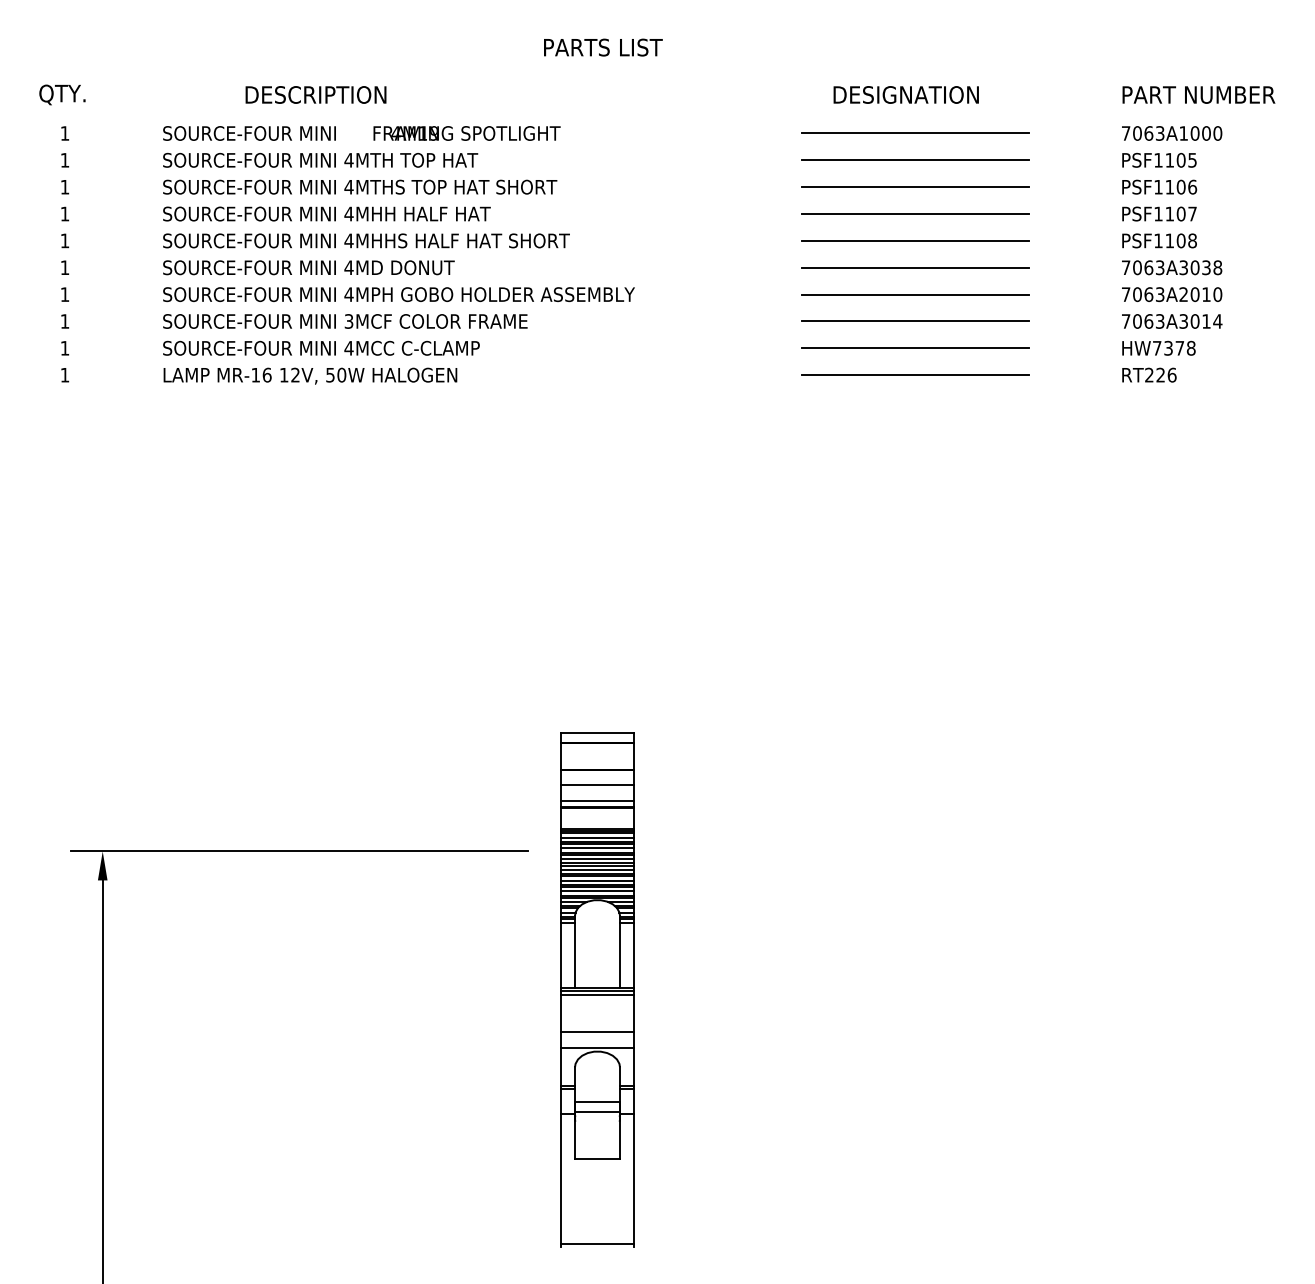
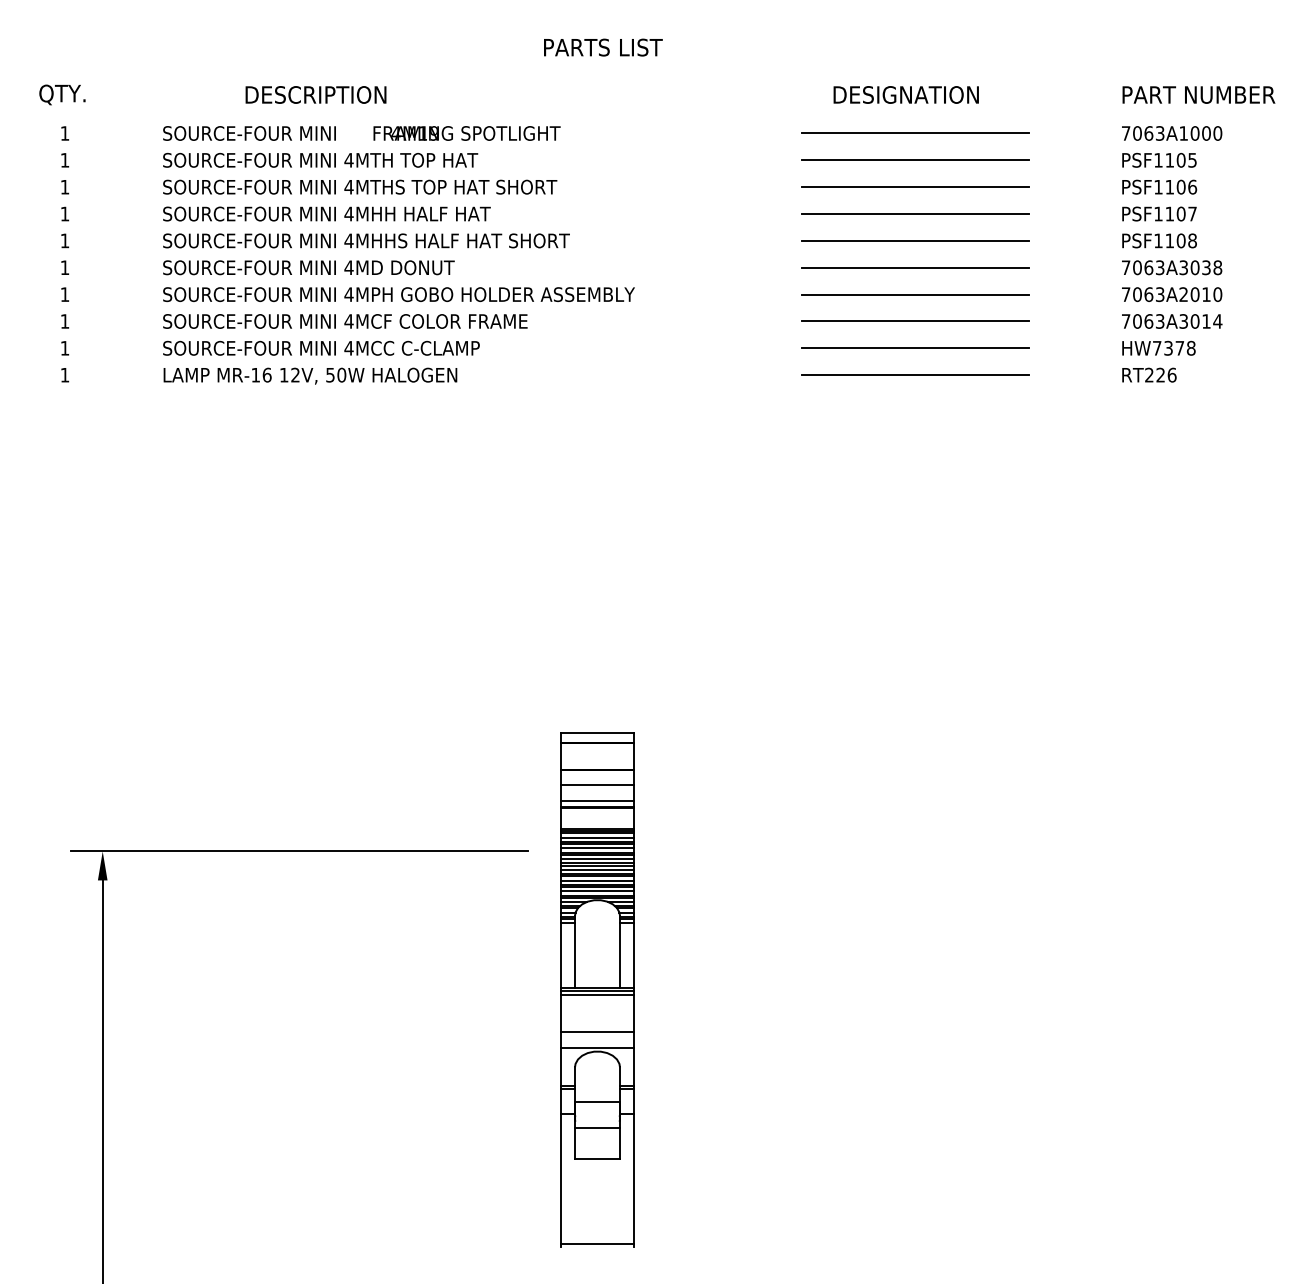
text: 3MCF -> 4MCF (348, 321)
line position: (597, 1111) -> (597, 1127) (597, 1127)
